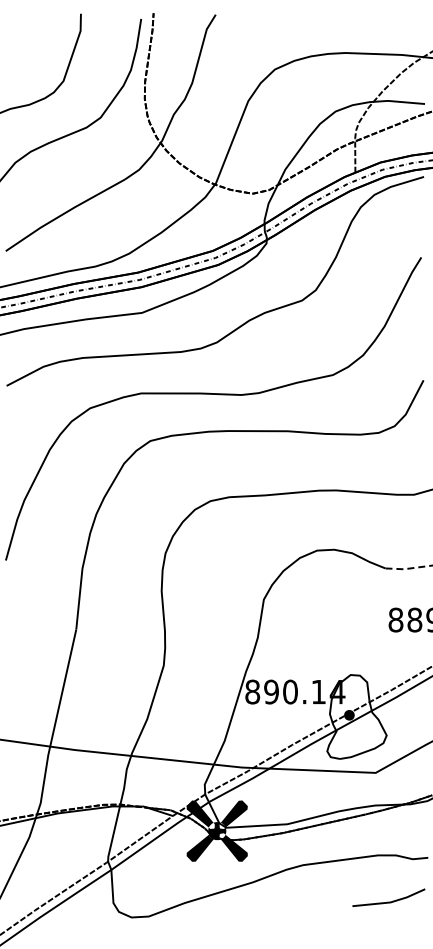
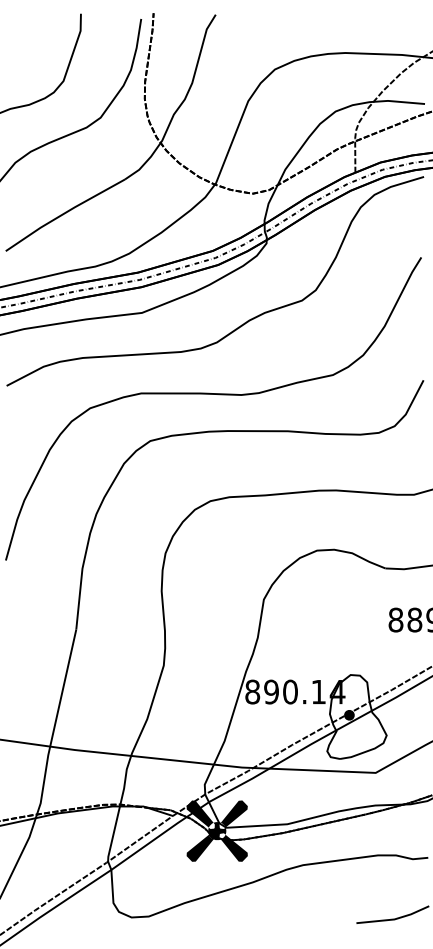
line: dashed -> solid (409, 568)
line position: (388, 901) -> (392, 918) (392, 918)
